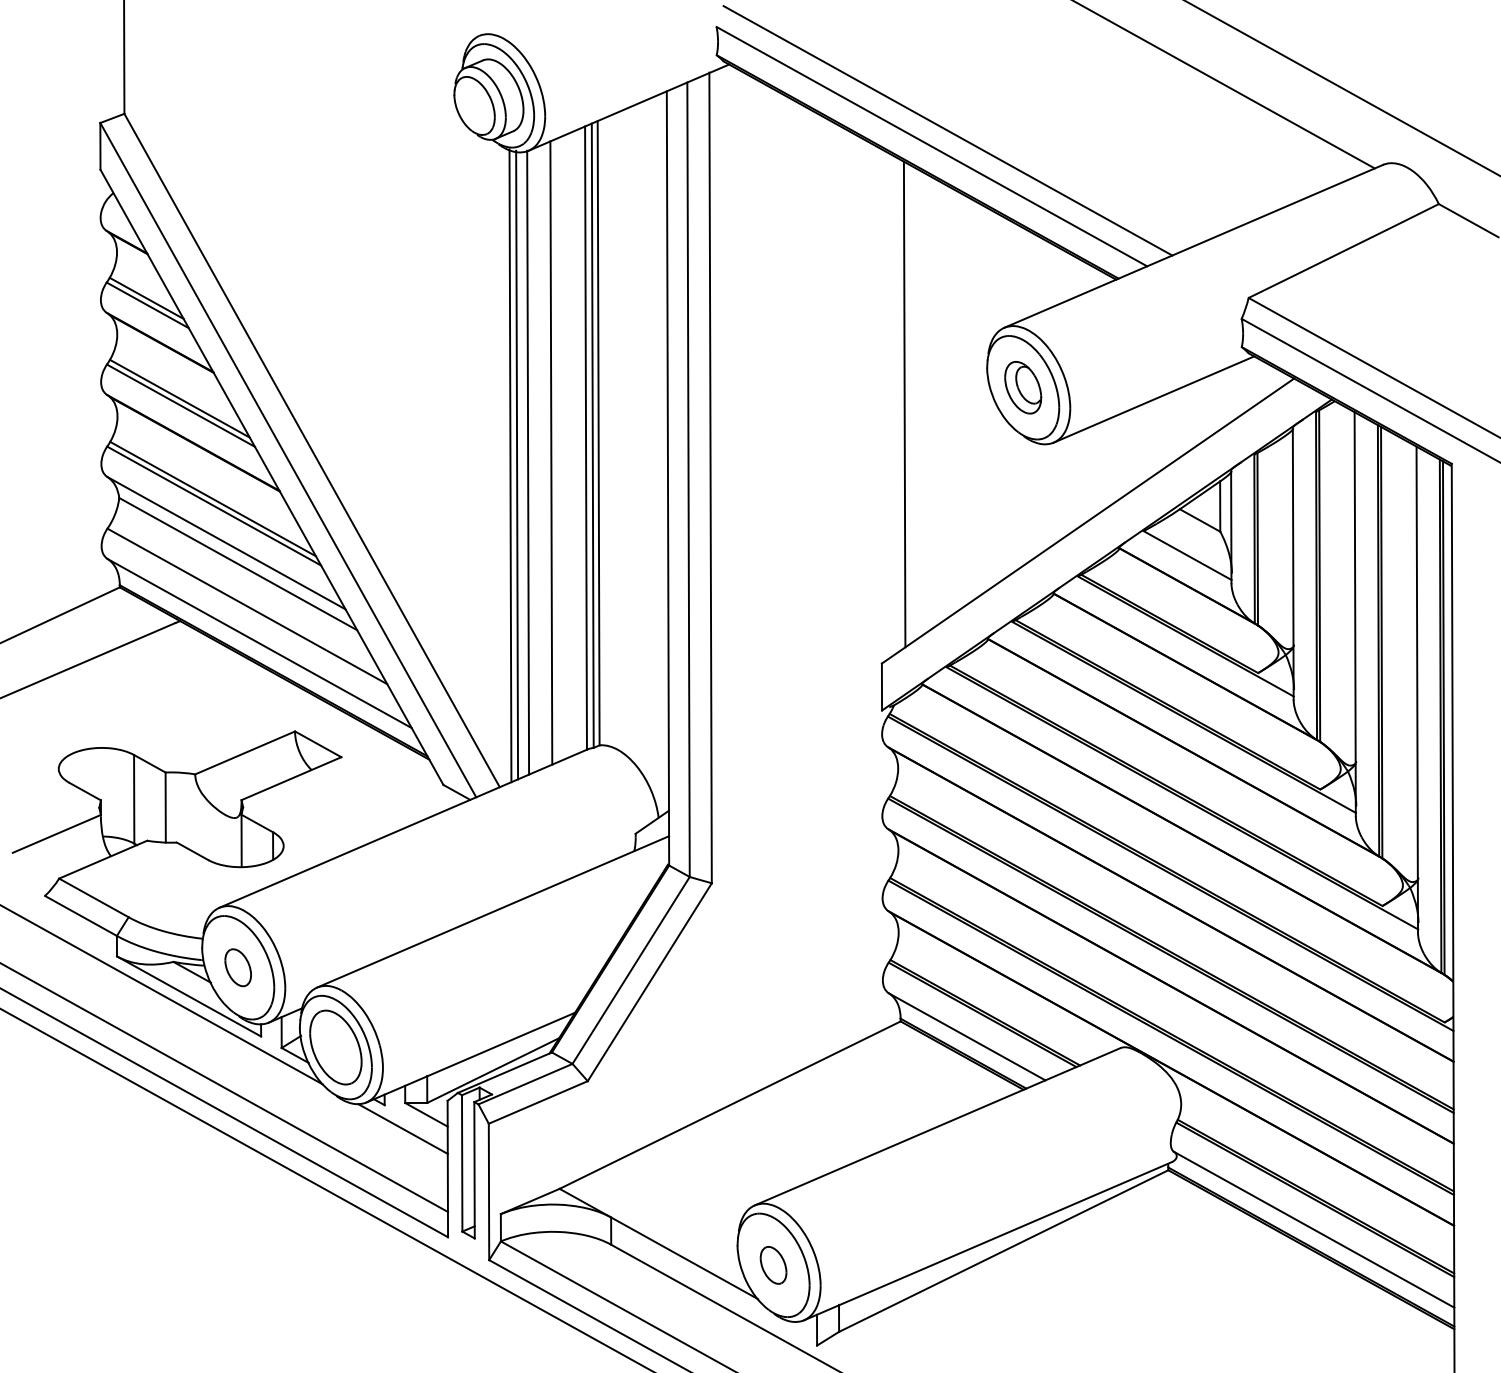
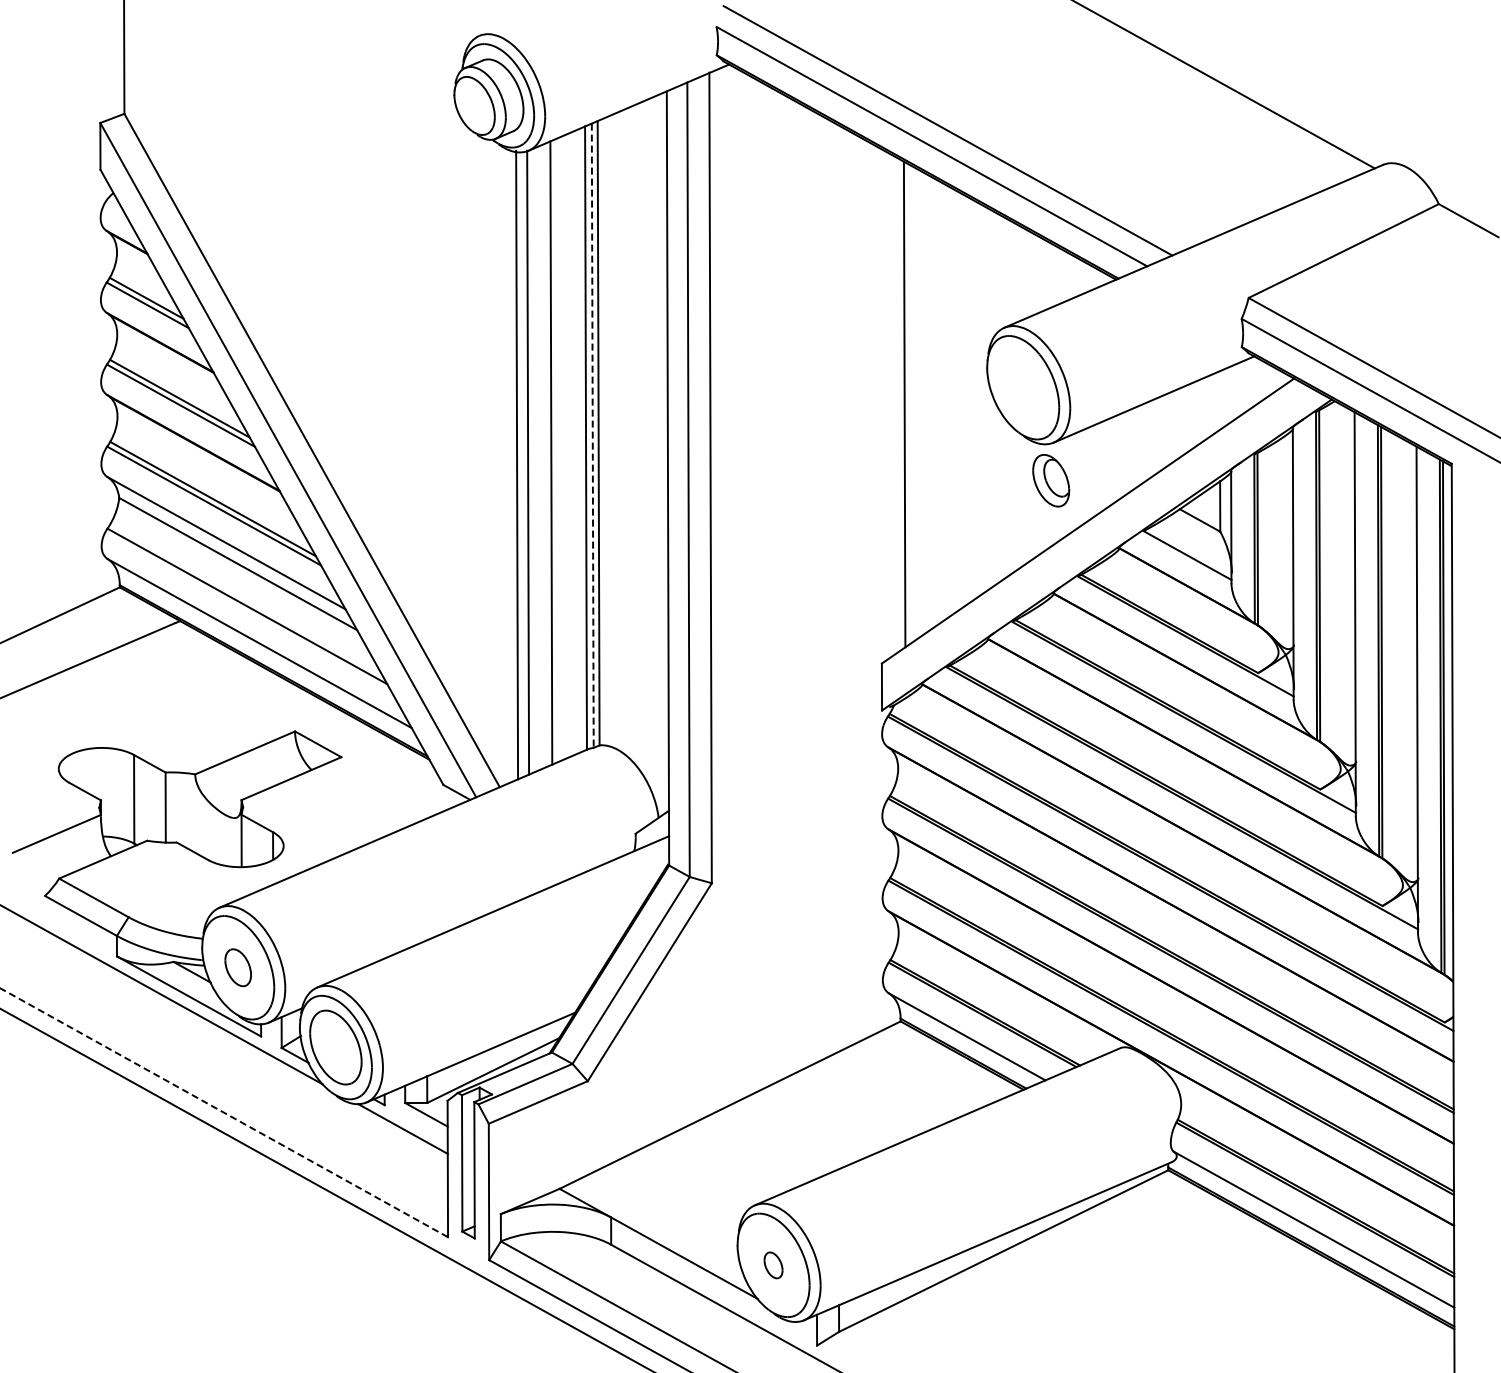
line: present -> none (1342, 88)
part position: (1023, 387) -> (1051, 480) (1051, 480)
line: solid -> dashed (592, 436)
line: present -> none (510, 465)
line: present -> none (224, 1087)
line: solid -> dashed (224, 1112)
part size: 29x39 px -> 21x29 px (773, 1265)
